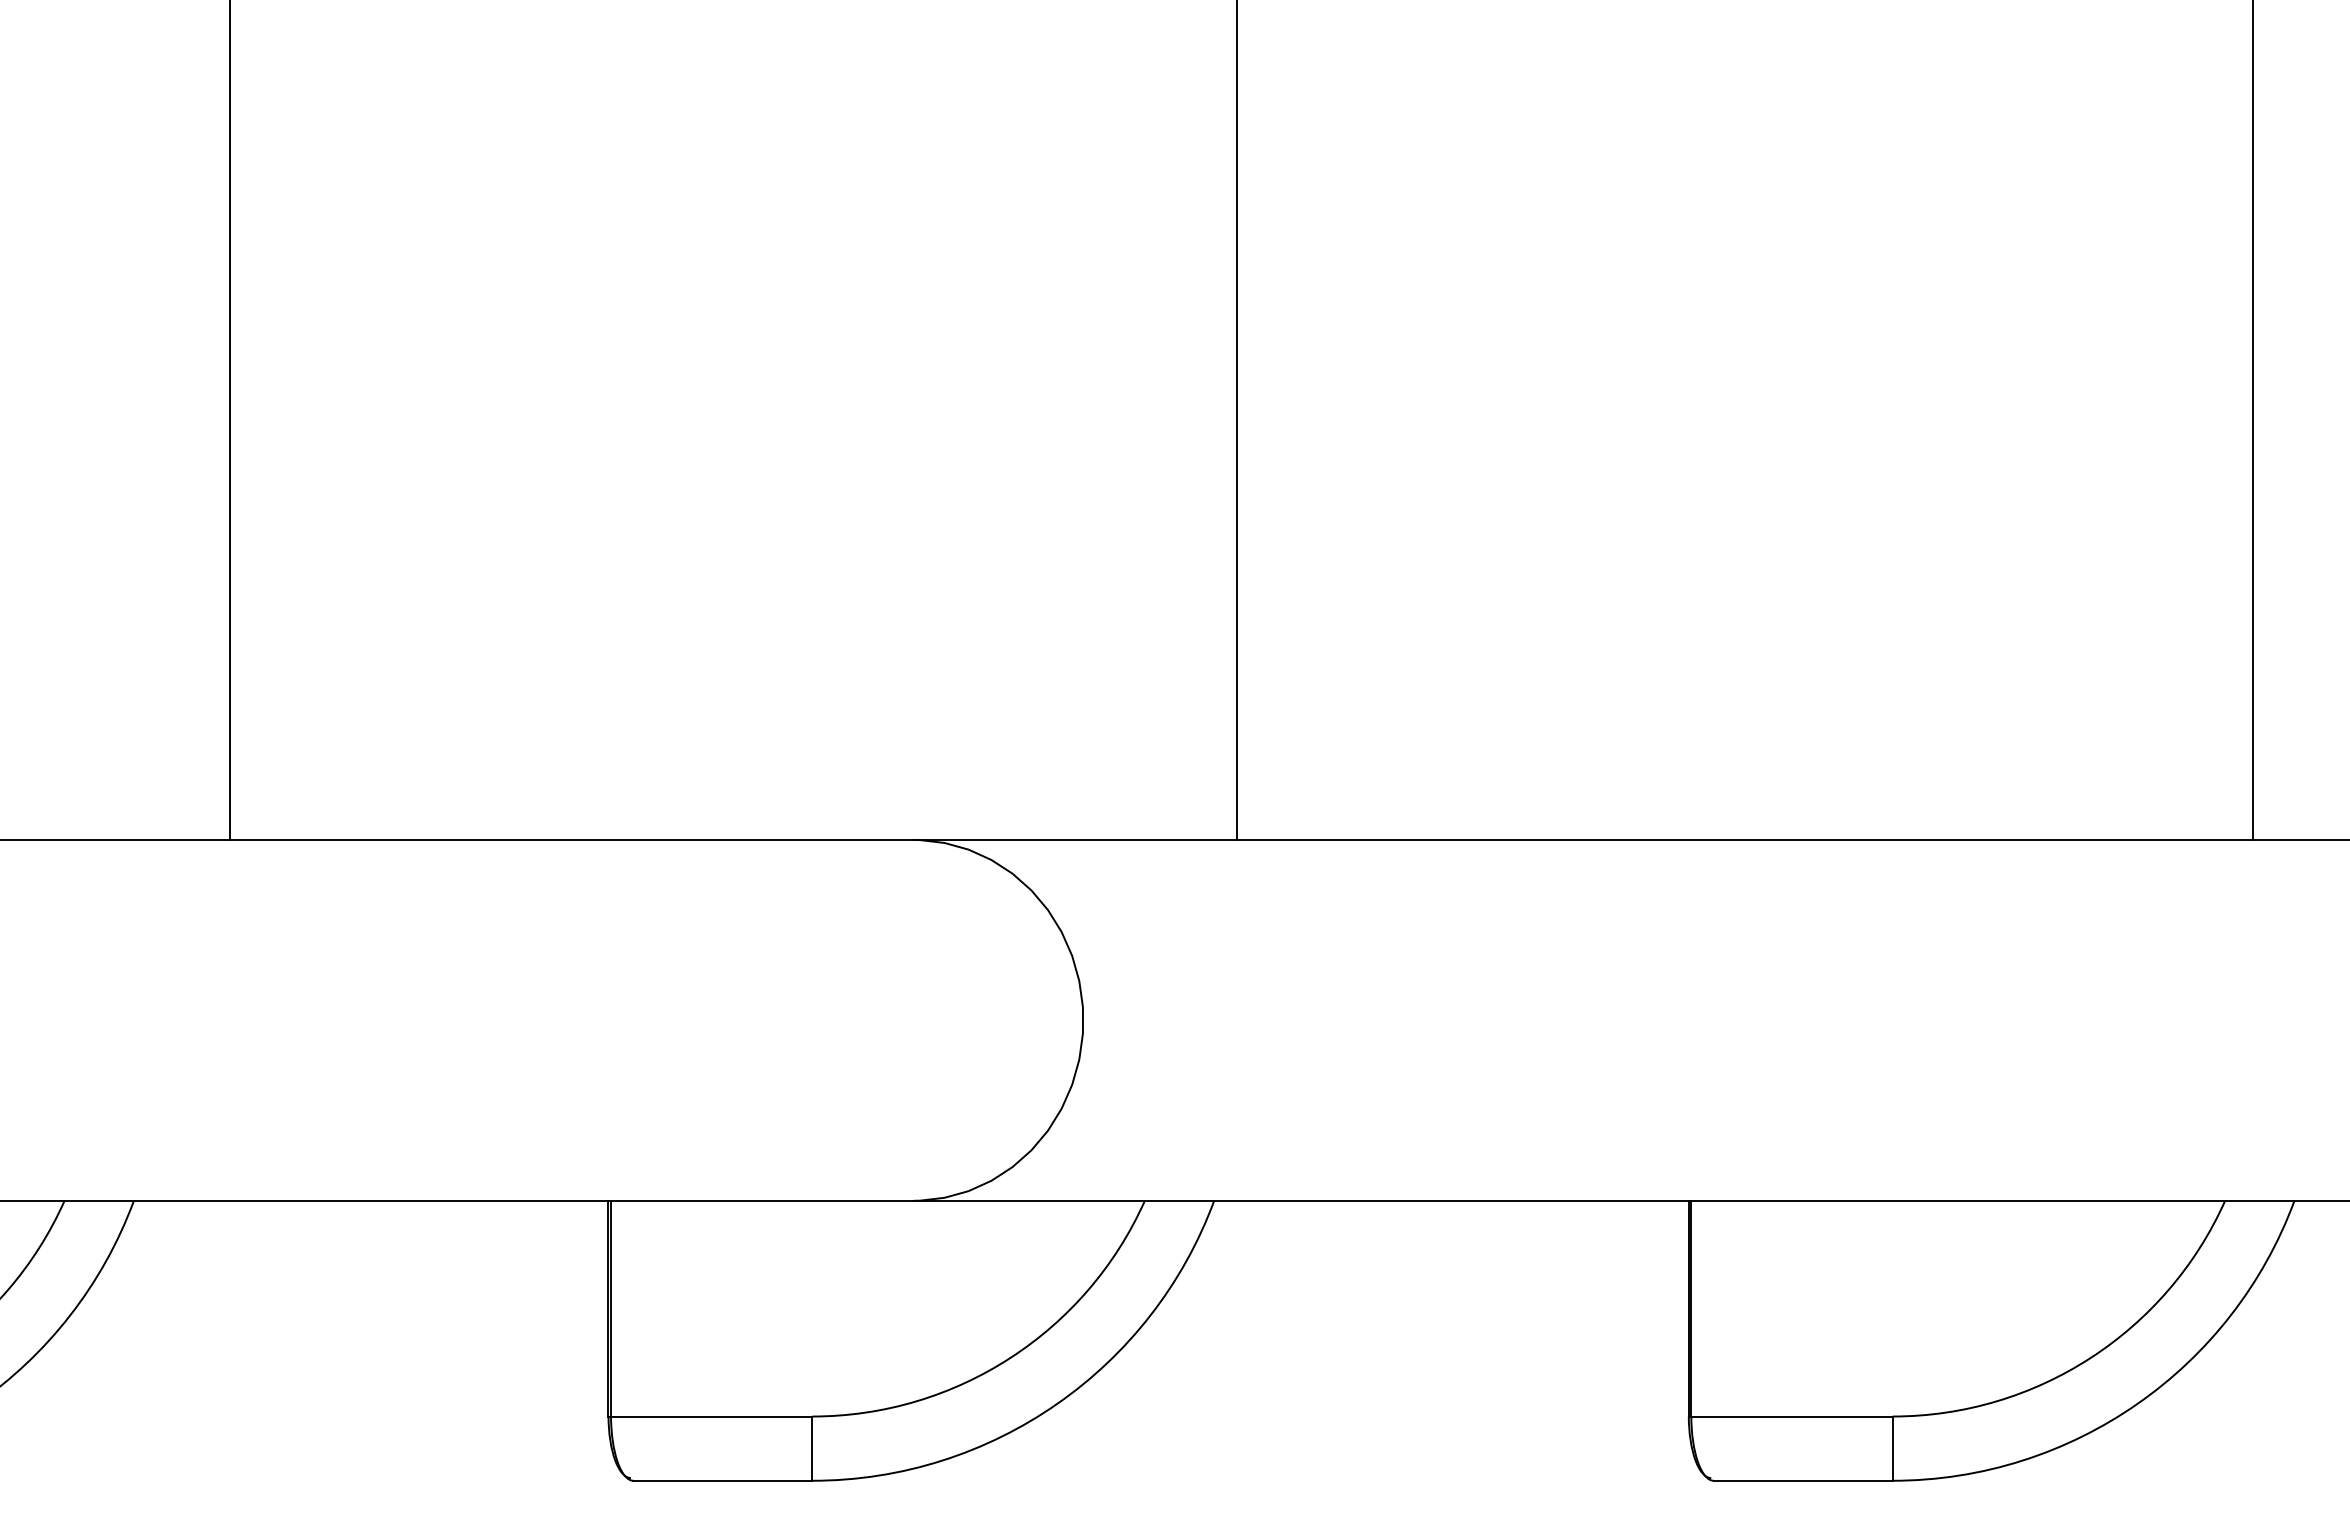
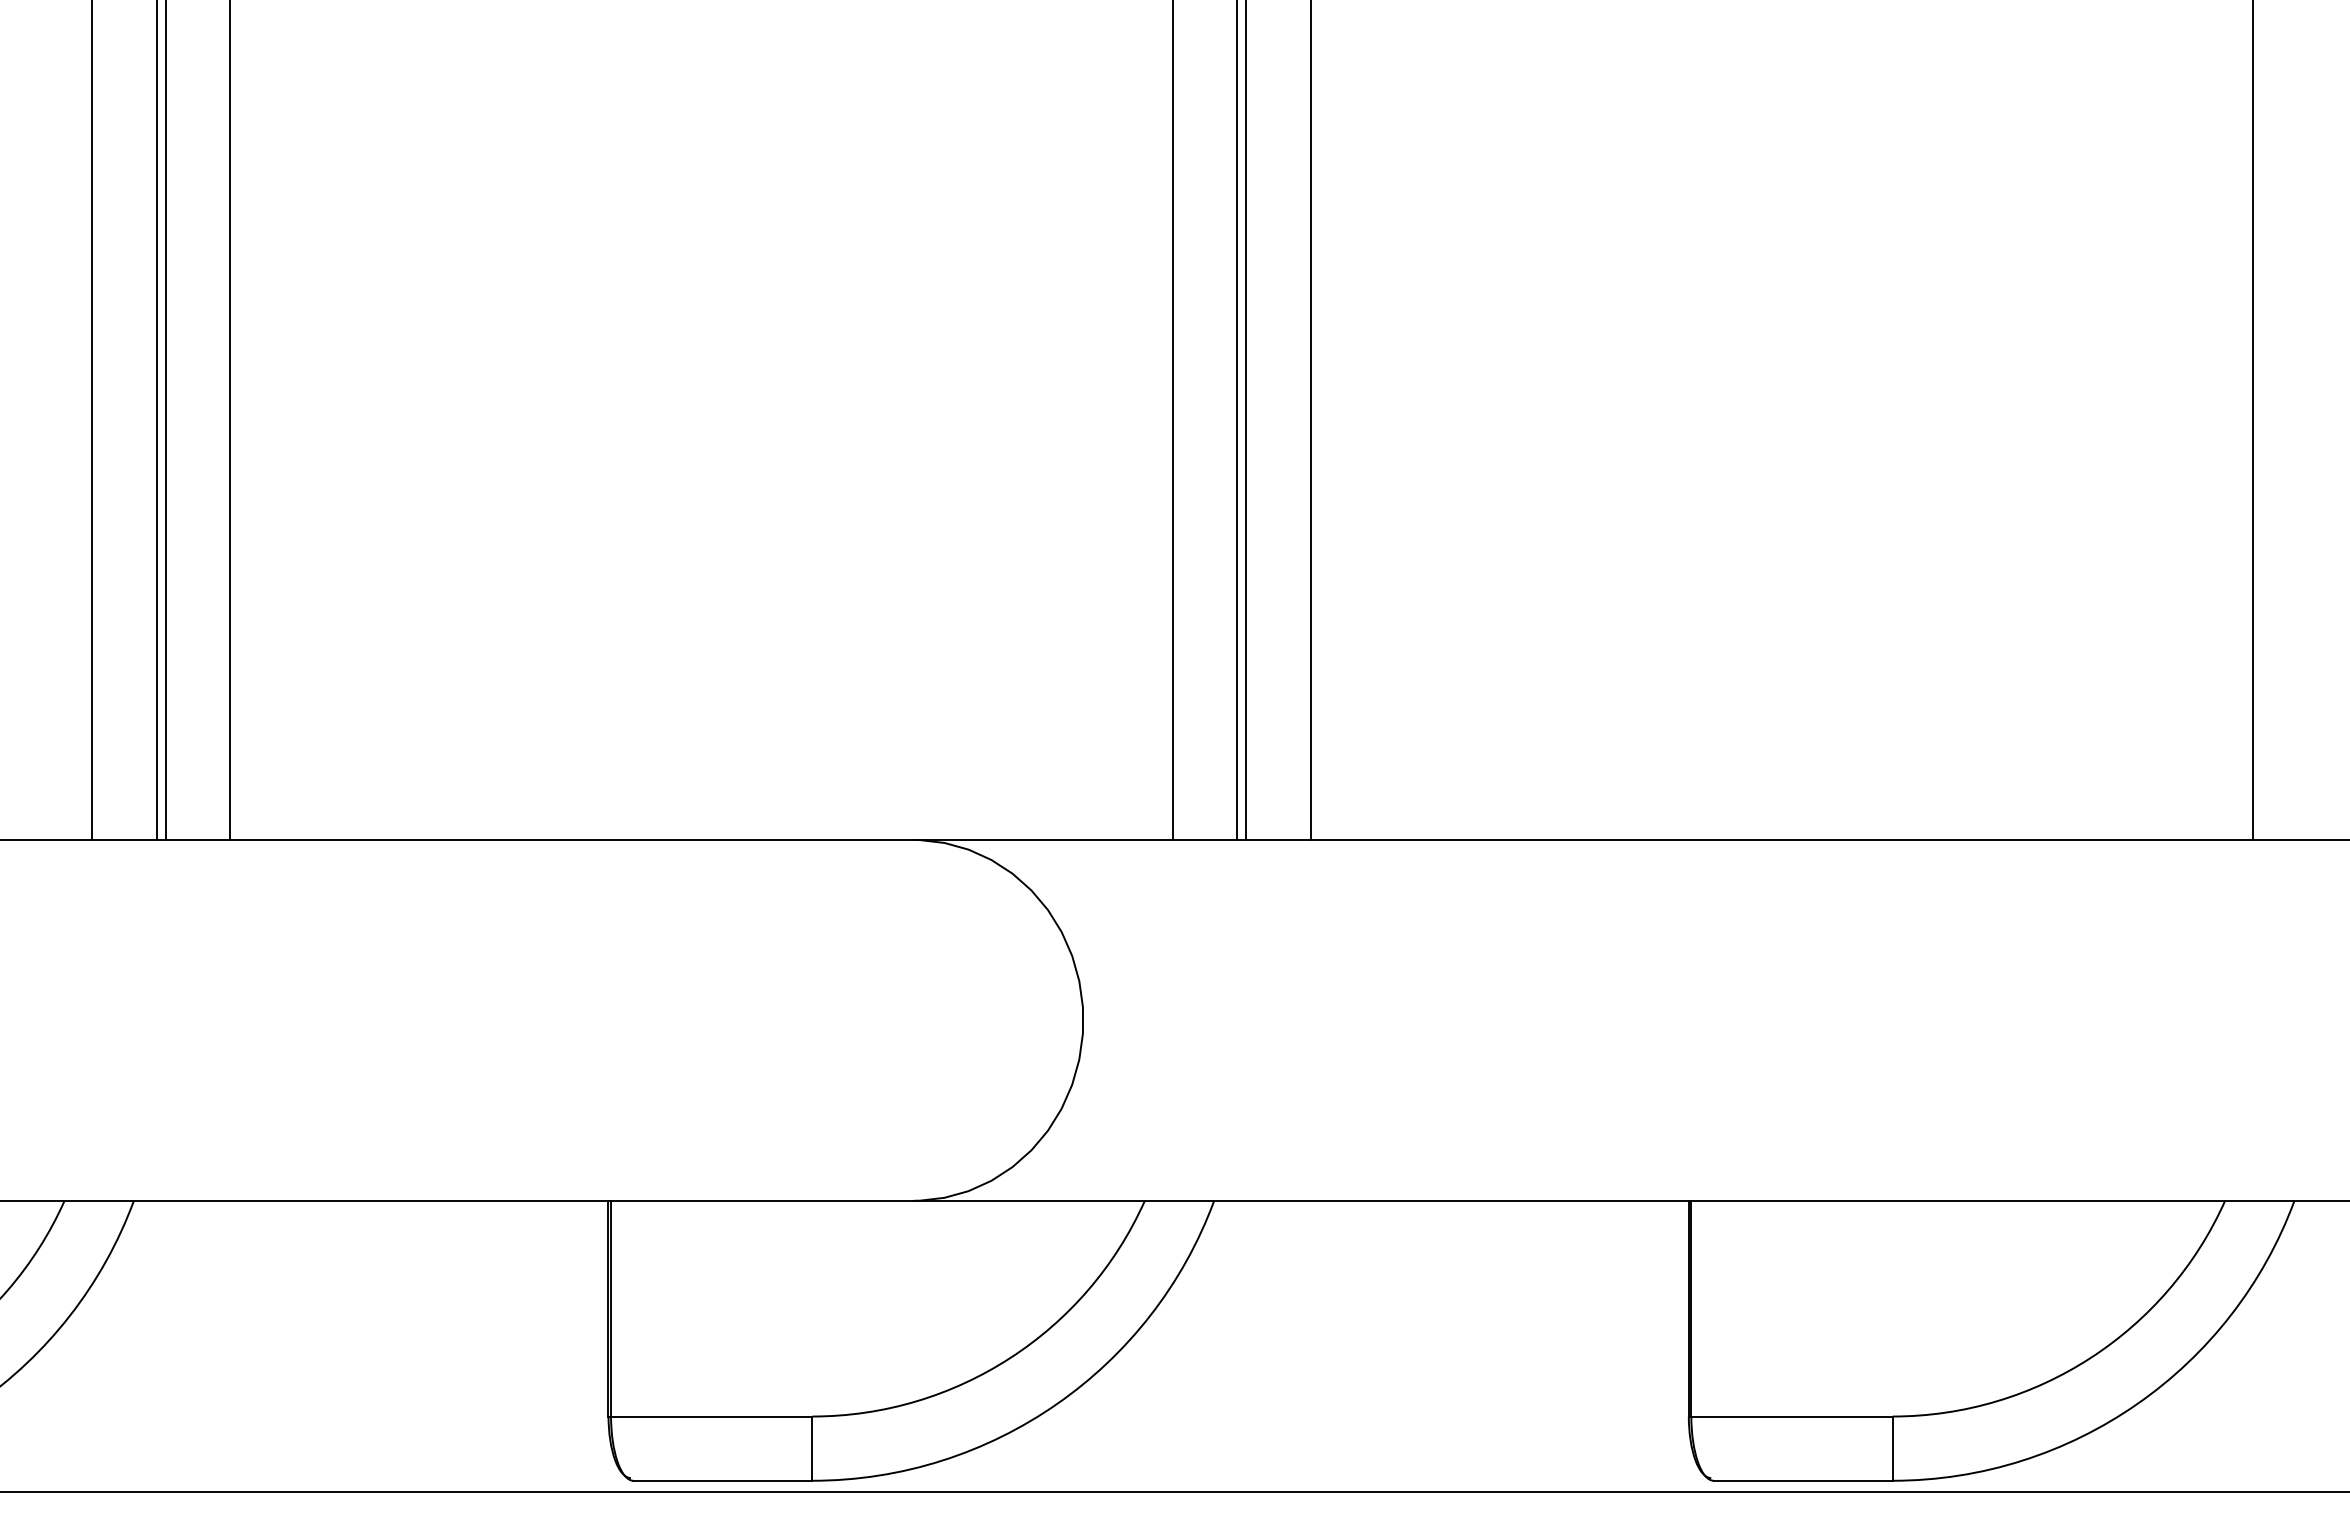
line: none -> present (92, 420)
line: none -> present (156, 420)
line: none -> present (166, 420)
line: none -> present (1172, 420)
line: none -> present (1246, 420)
line: none -> present (1310, 420)
line: none -> present (1174, 1491)
